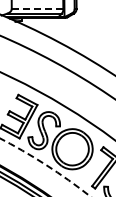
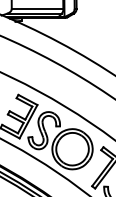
line: dashed -> solid (37, 8)
circle: dashed -> solid (45, 167)
